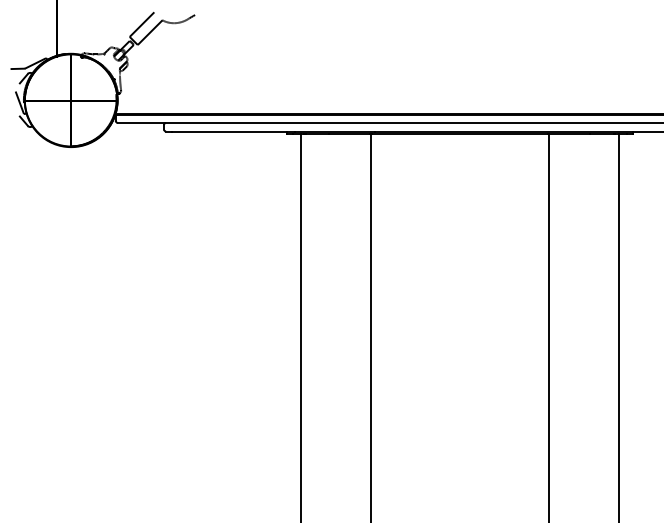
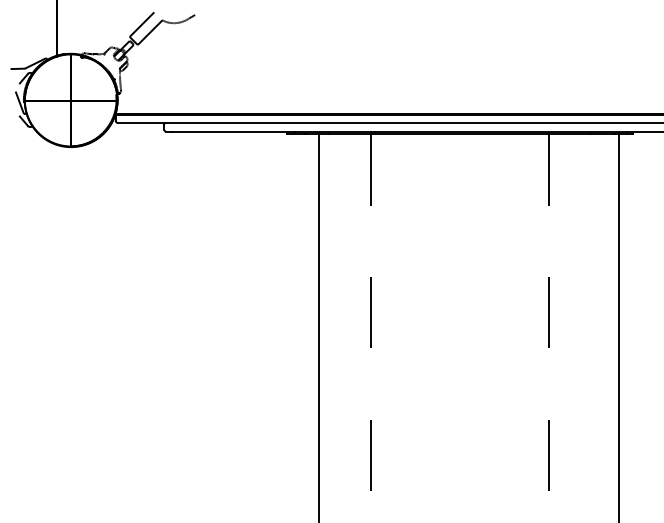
line position: (300, 326) -> (318, 326) (318, 326)
line: solid -> dashed (370, 328)
line: solid -> dashed (548, 328)
